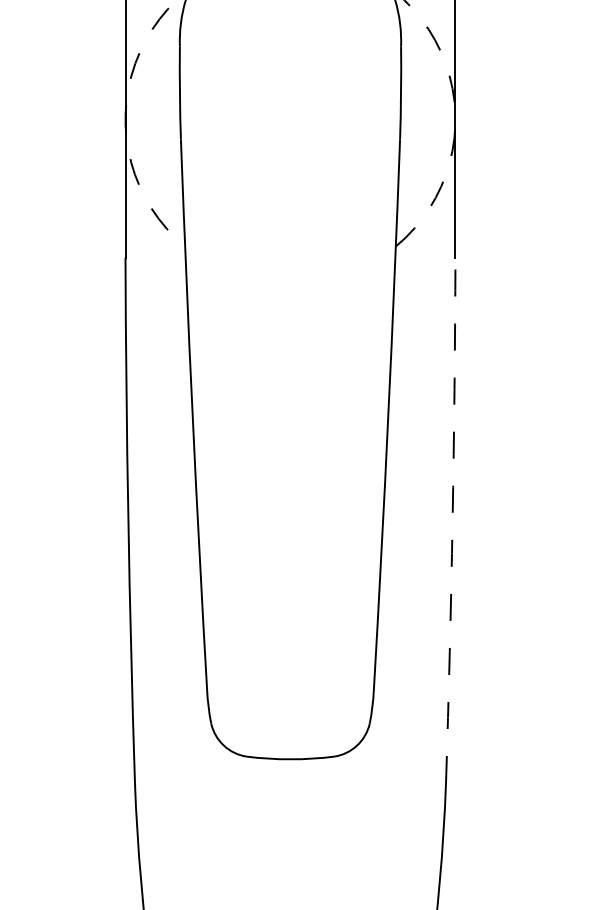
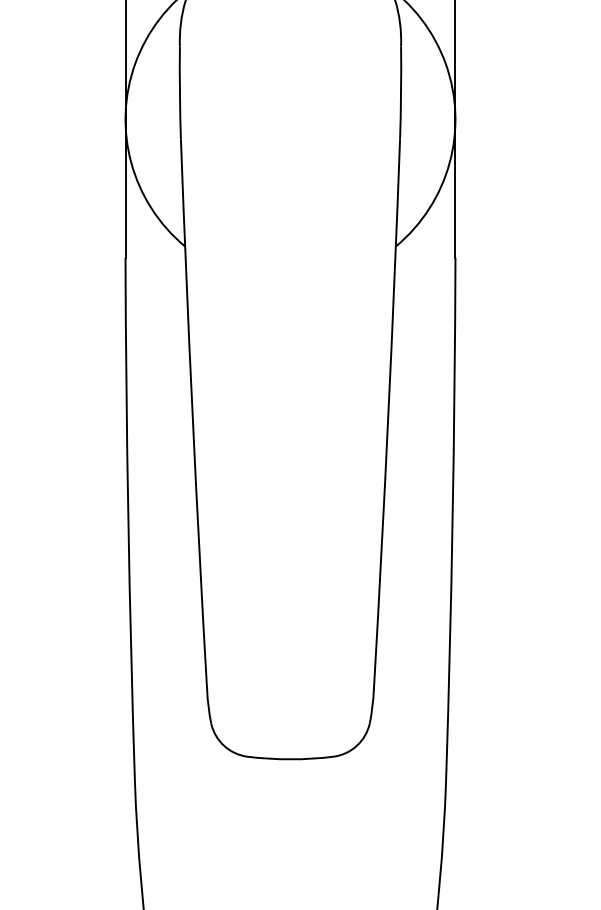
arc: dashed -> solid (176, 0)
arc: dashed -> solid (452, 520)
